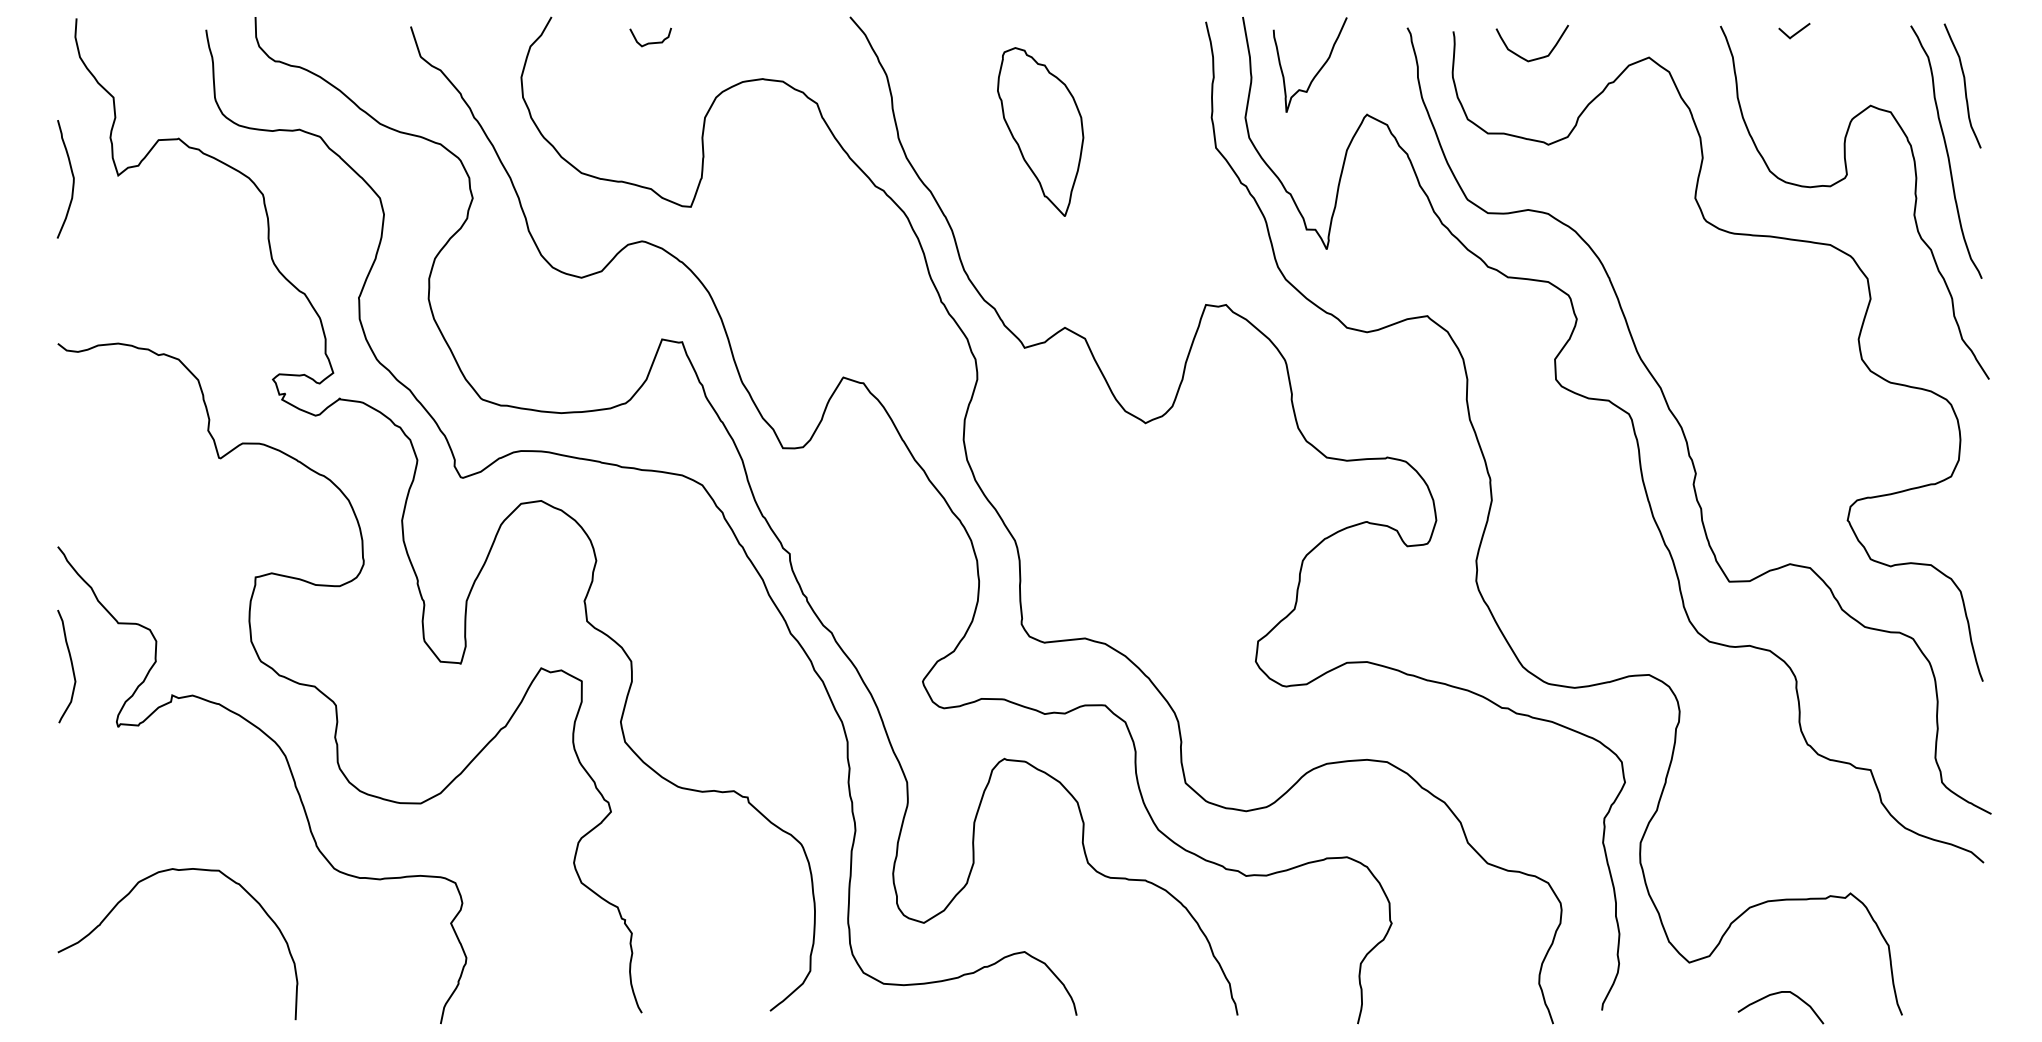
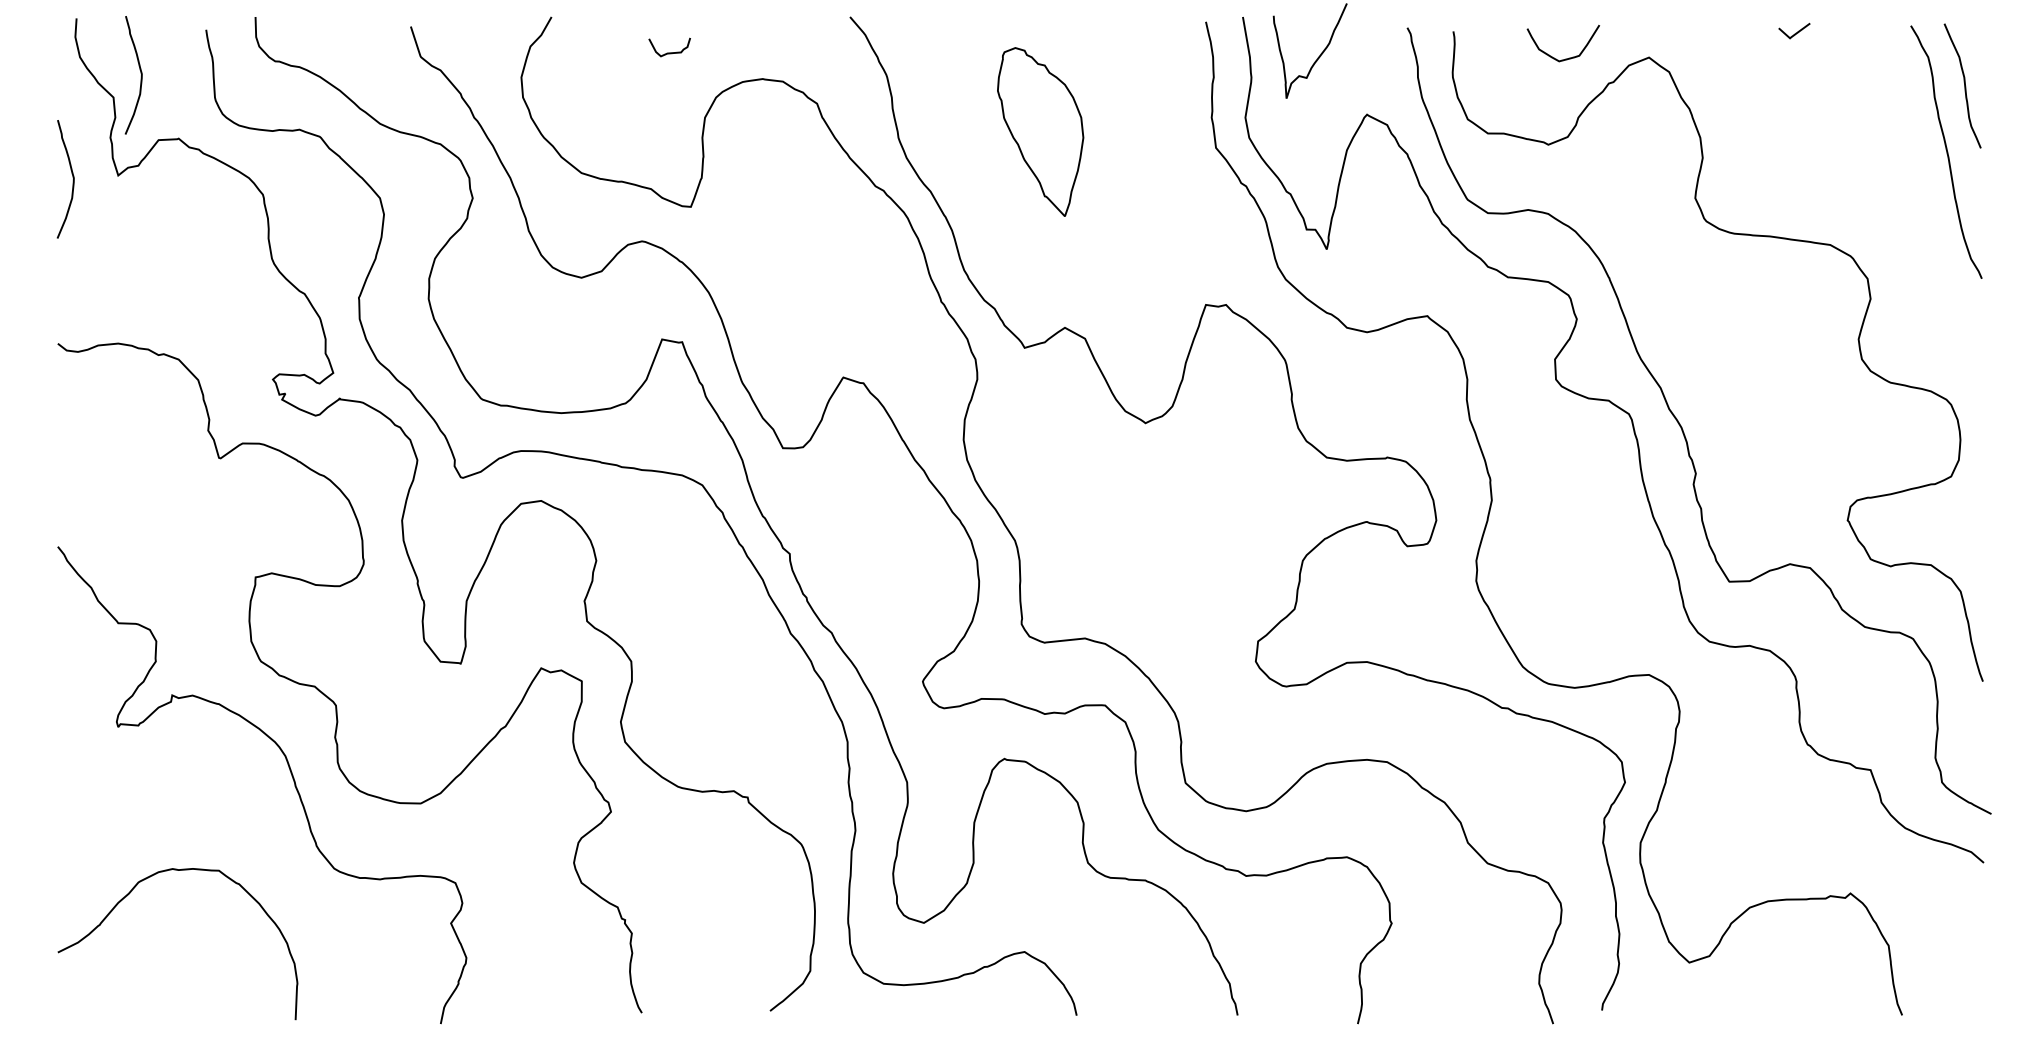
curve position: (650, 42) -> (669, 52) (669, 52)
curve position: (1534, 58) -> (1565, 58) (1565, 58)
curve position: (1317, 71) -> (1317, 57) (1317, 57)
curve: none -> present (140, 76)
curve: present -> none (1841, 181)
curve: present -> none (71, 666)
curve: present -> none (1776, 994)
